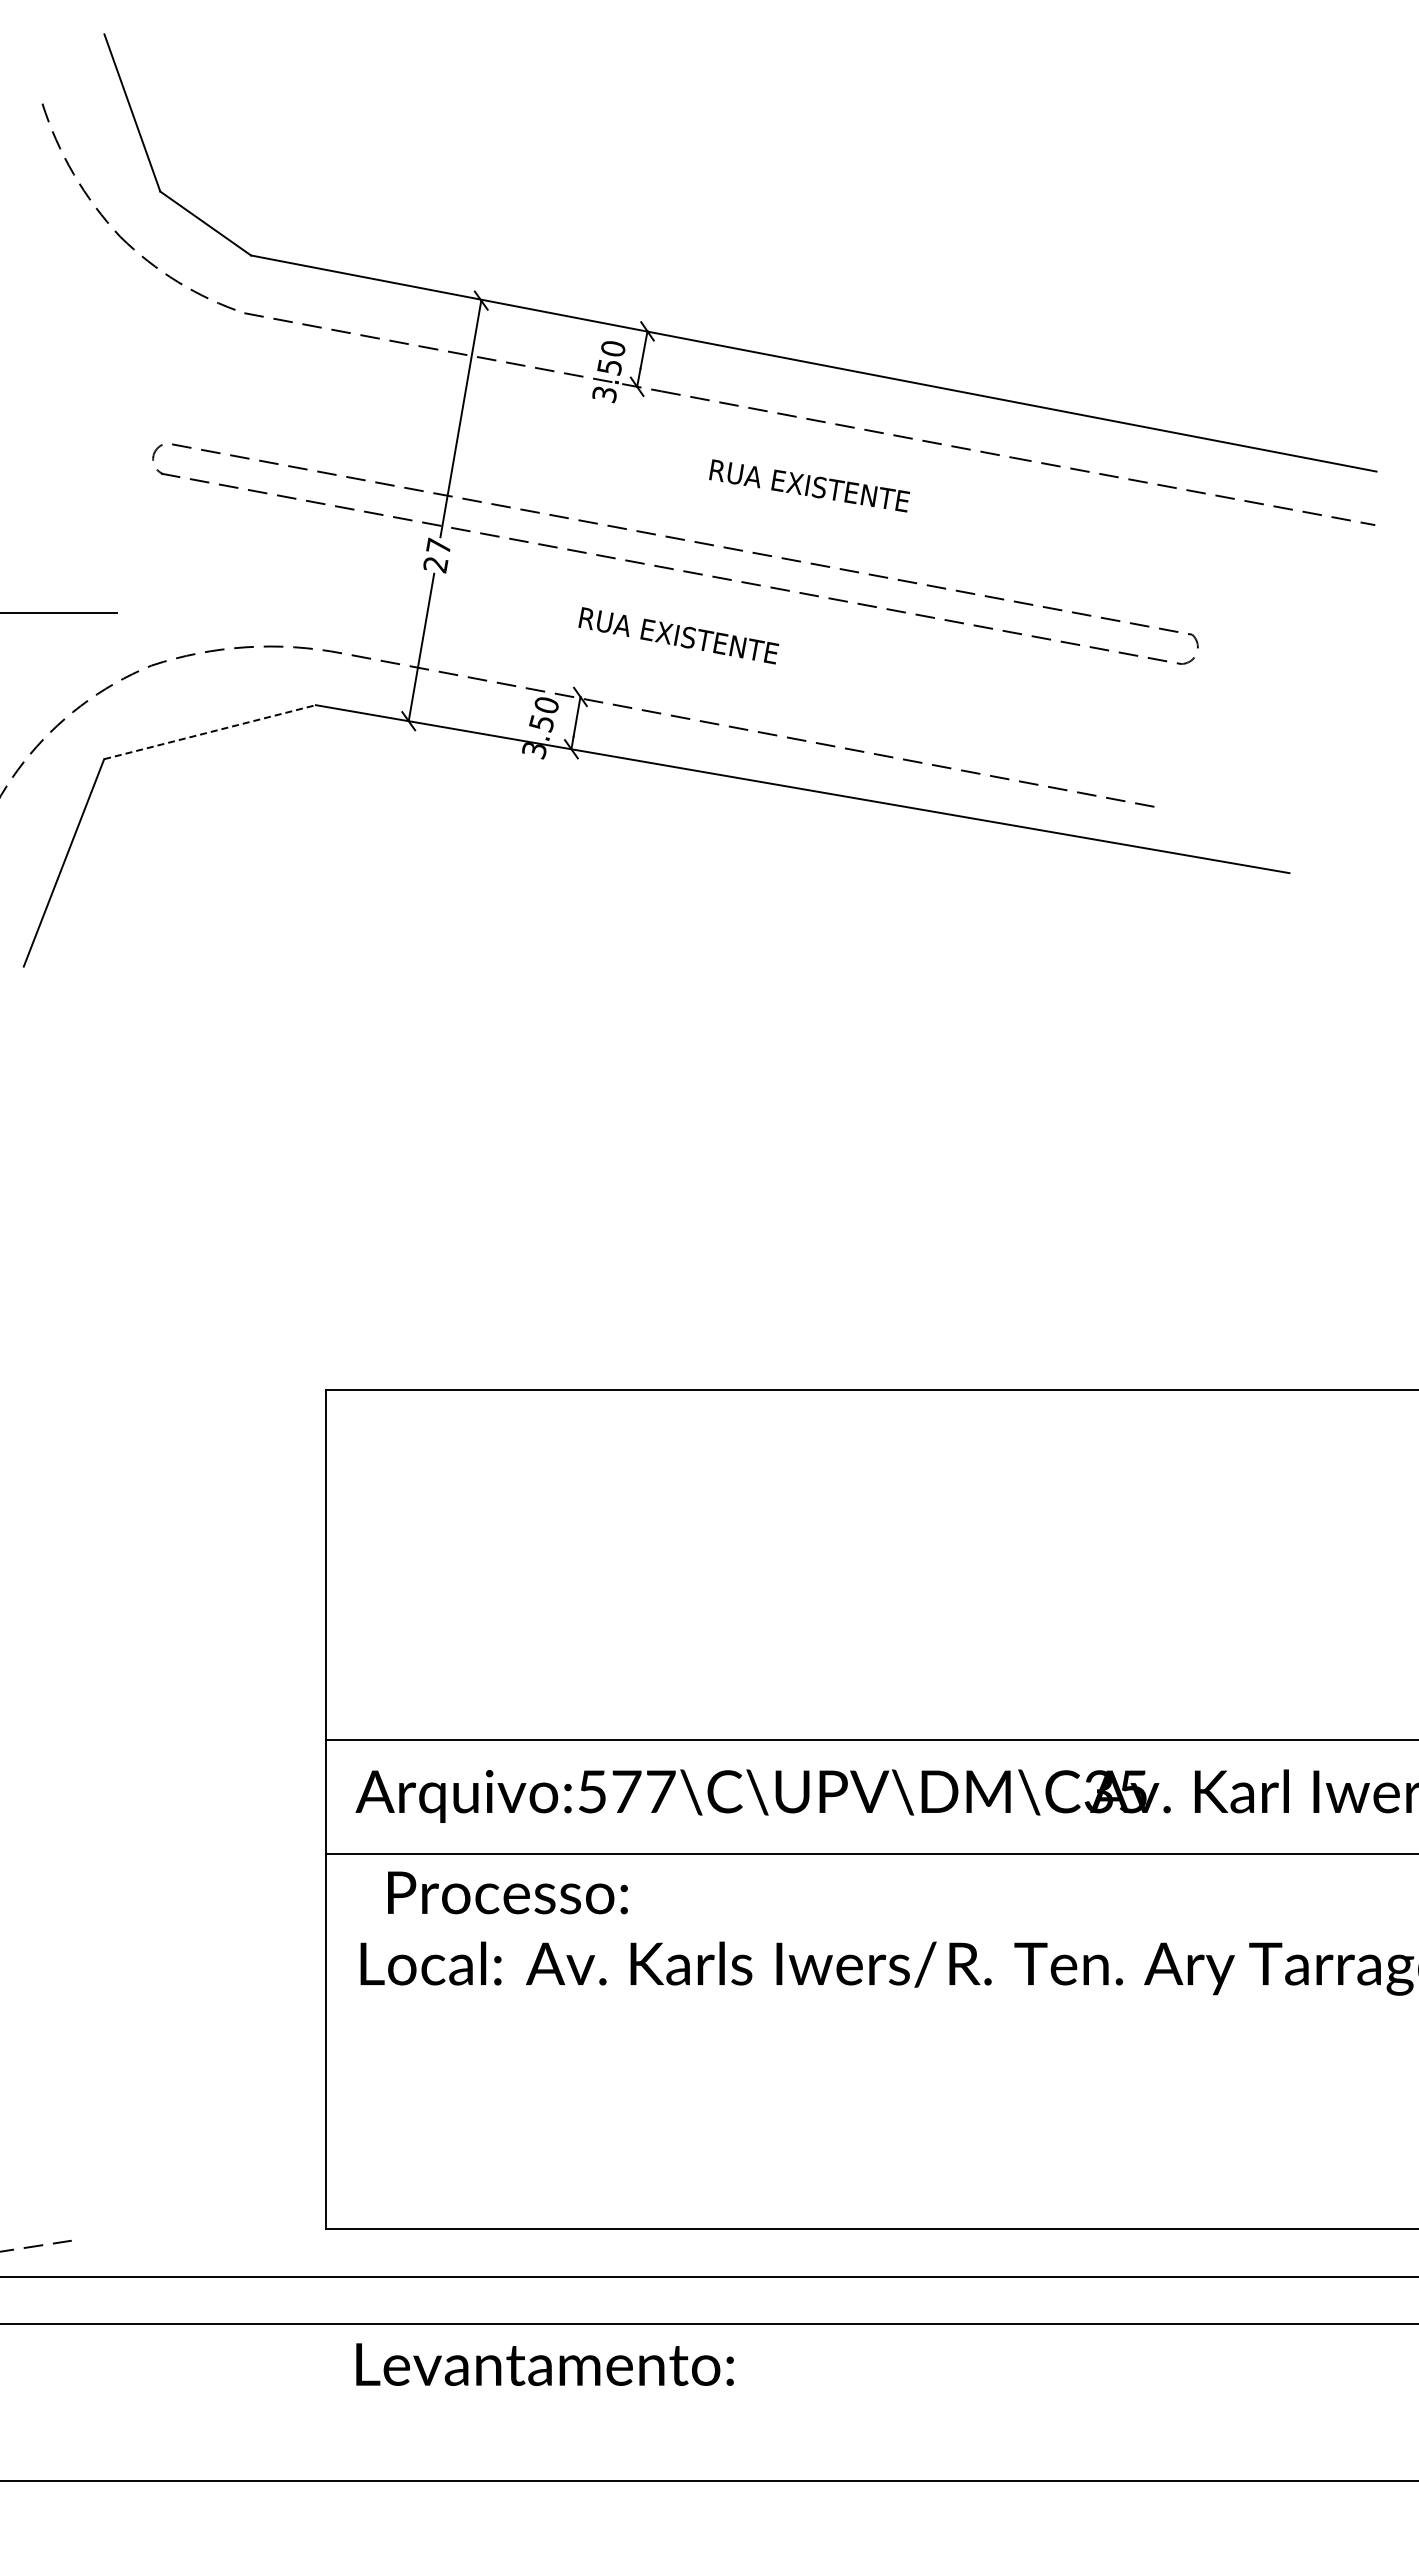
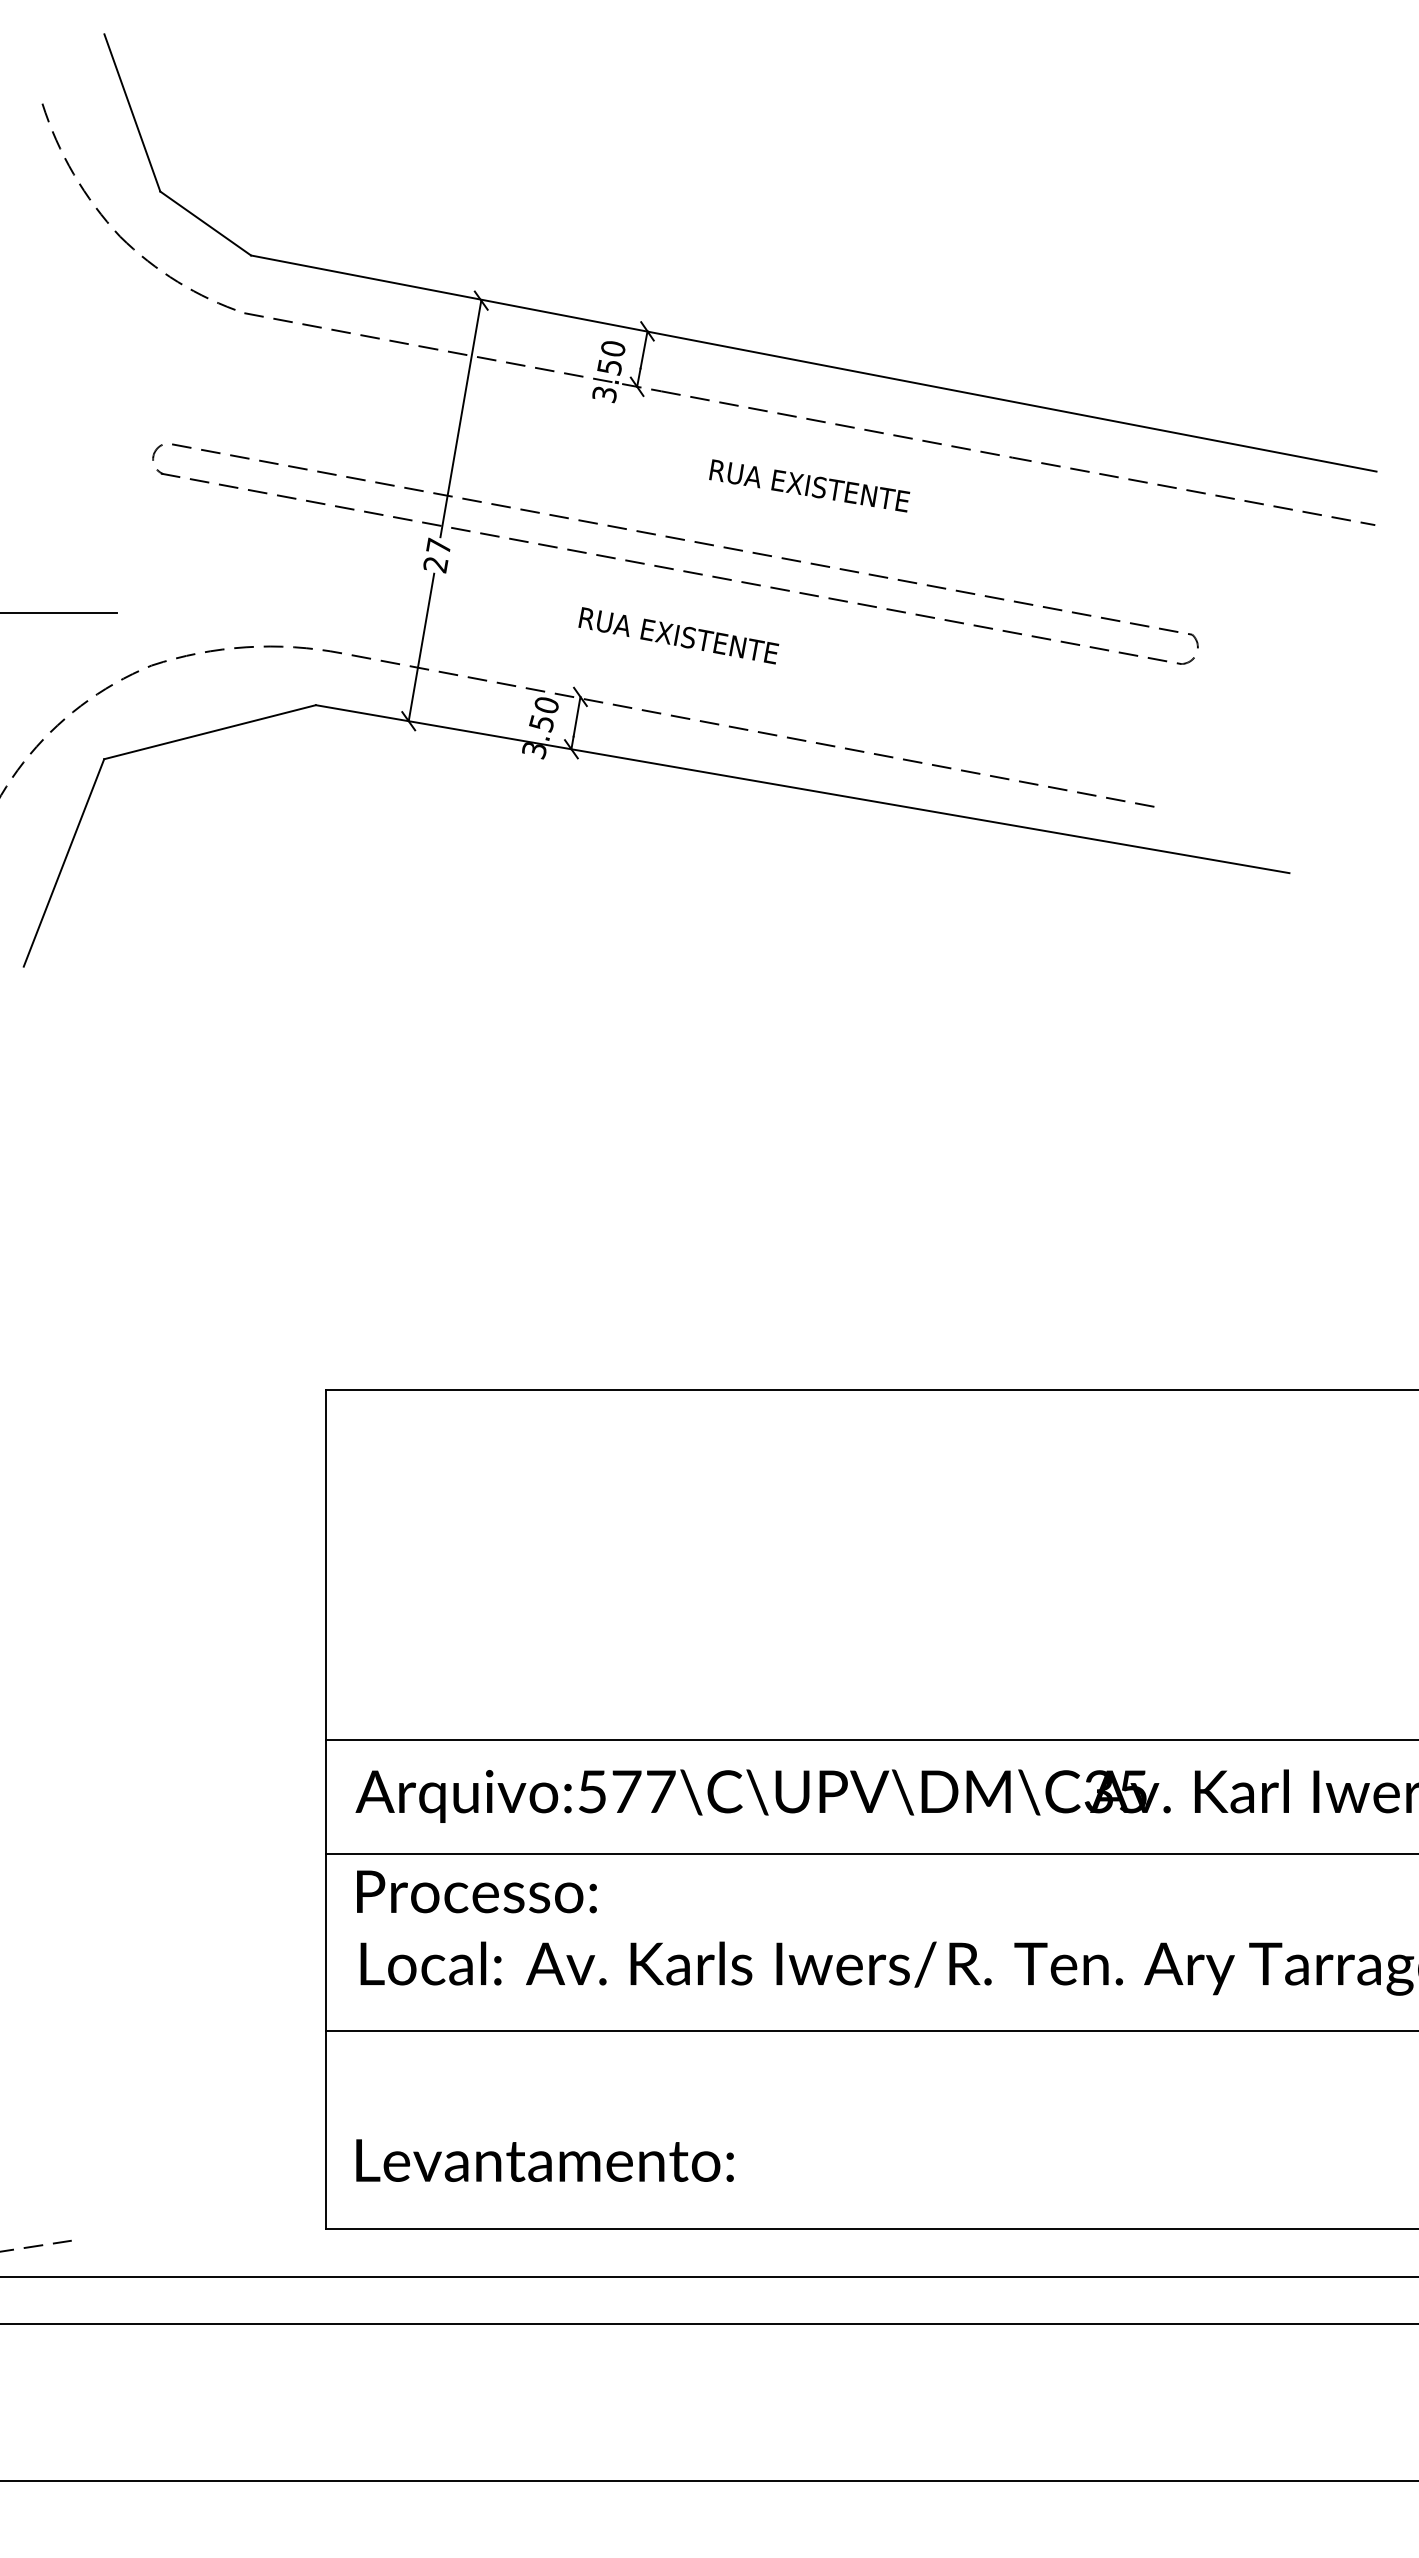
line: dashed -> solid (210, 732)
text position: (507, 1892) -> (476, 1891) (476, 1891)
line: none -> present (870, 2030)
text position: (544, 2364) -> (544, 2160) (544, 2160)
